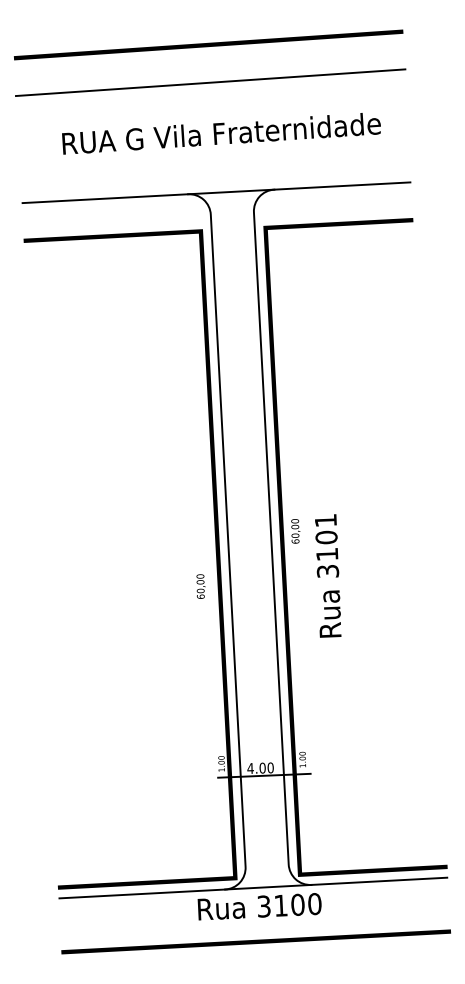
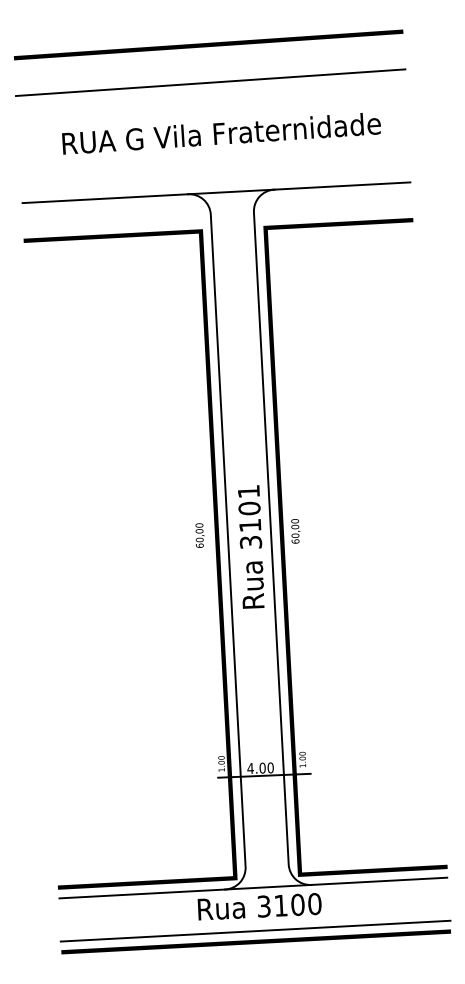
text position: (328, 575) -> (251, 546) (251, 546)
text position: (200, 586) -> (199, 535) (199, 535)
line: none -> present (255, 930)
